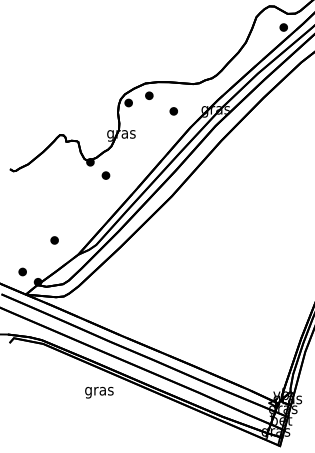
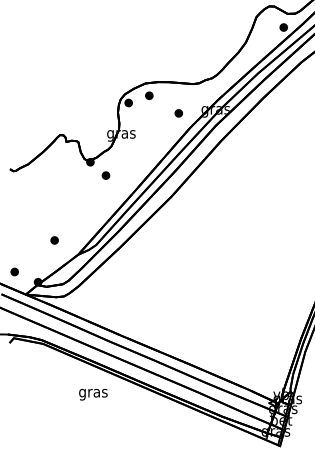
part position: (173, 111) -> (178, 113) (178, 113)
part position: (22, 271) -> (14, 271) (14, 271)
text position: (99, 392) -> (93, 394) (93, 394)
